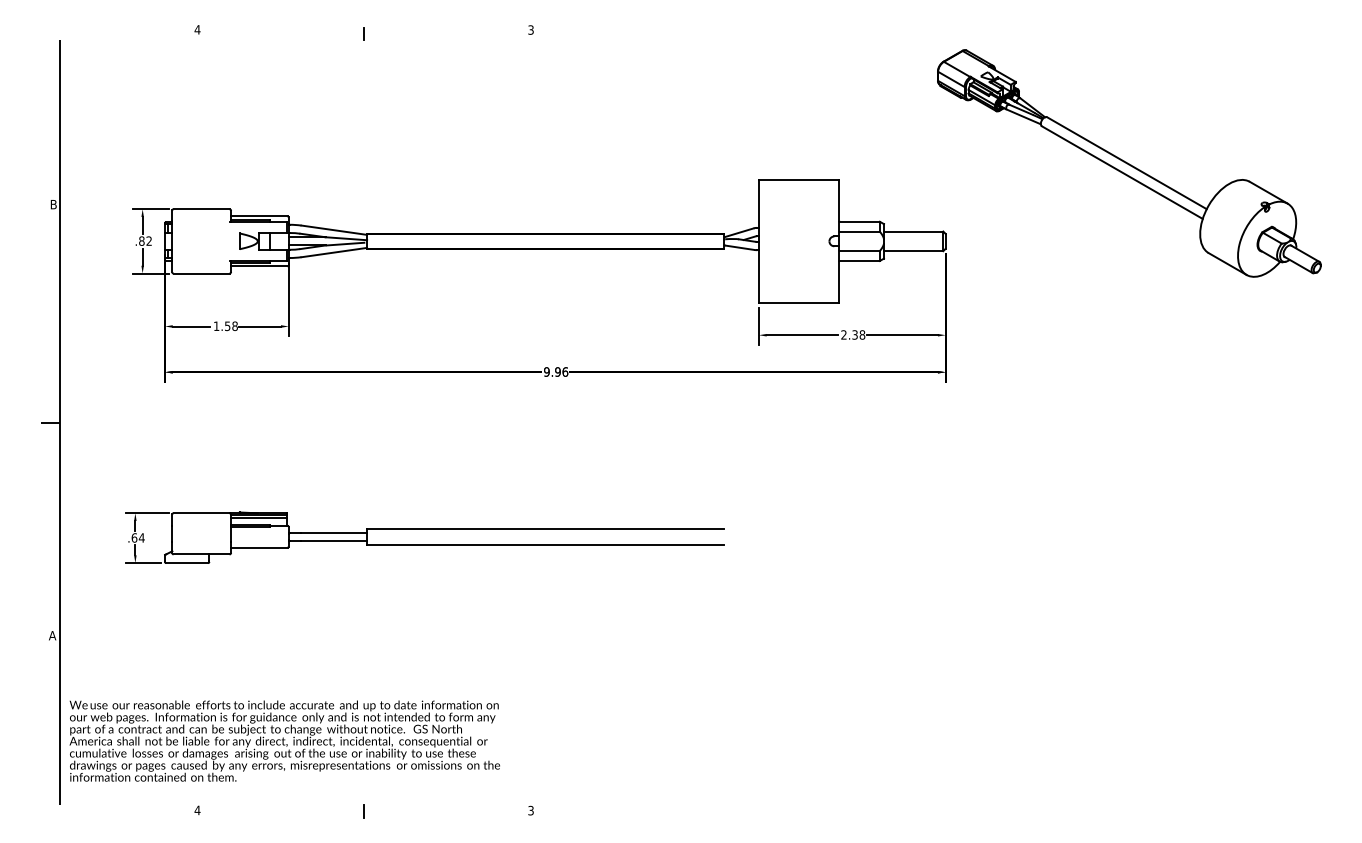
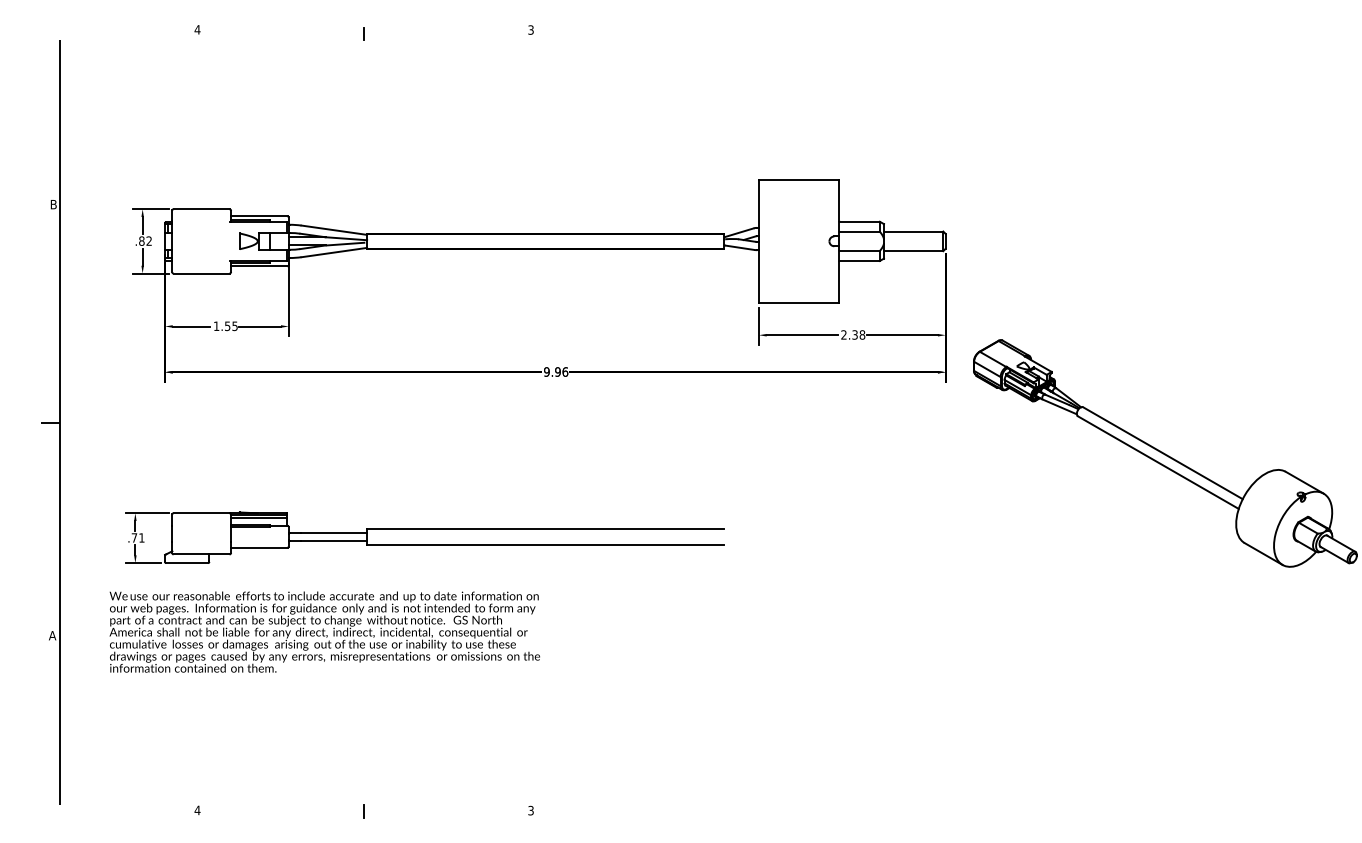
part position: (1129, 163) -> (1165, 453) (1165, 453)
text: 1.58 -> 1.55 (234, 325)
text: .64 -> .71 (137, 537)
text position: (284, 740) -> (324, 631) (324, 631)
